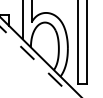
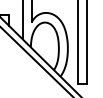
line: dashed -> solid (36, 62)
